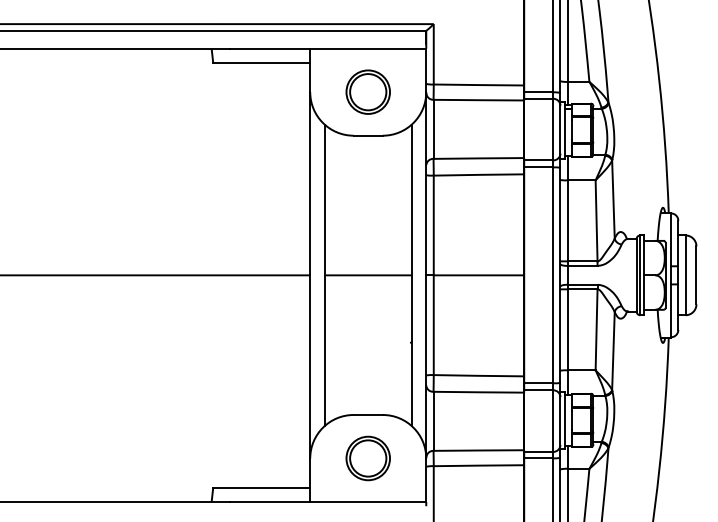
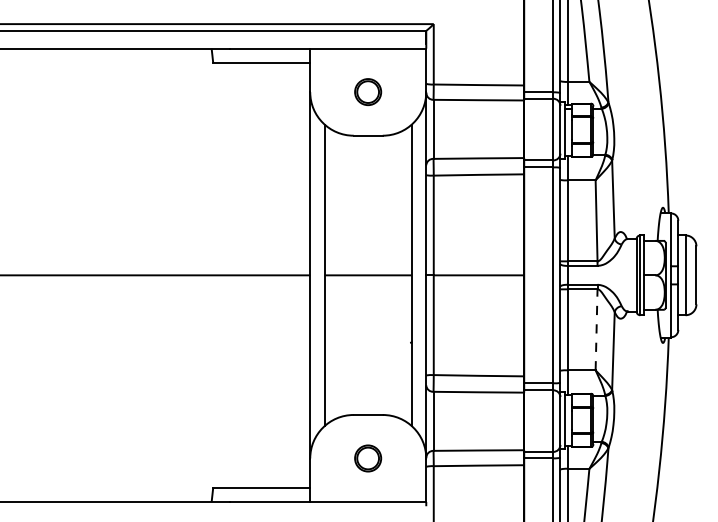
part size: 46x46 px -> 29x29 px (368, 92)
line: solid -> dashed (596, 329)
part size: 46x47 px -> 29x29 px (368, 458)
